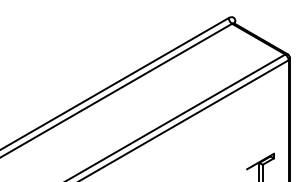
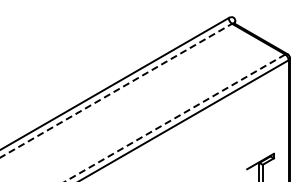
line: solid -> dashed (116, 90)
line: solid -> dashed (174, 118)
